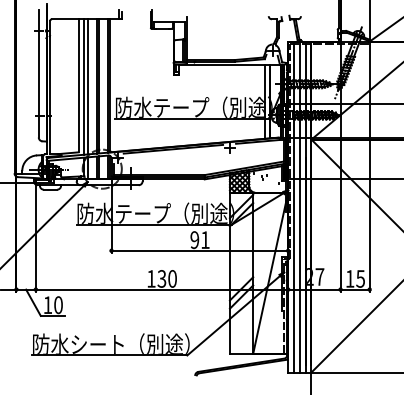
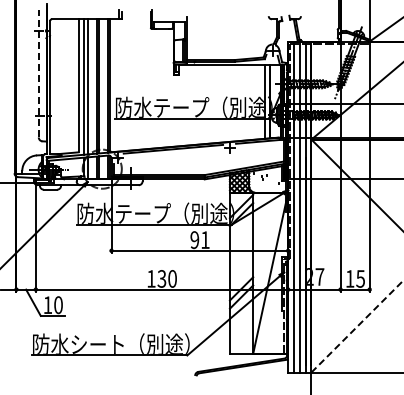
line: solid -> dashed (38, 73)
line: solid -> dashed (358, 325)
